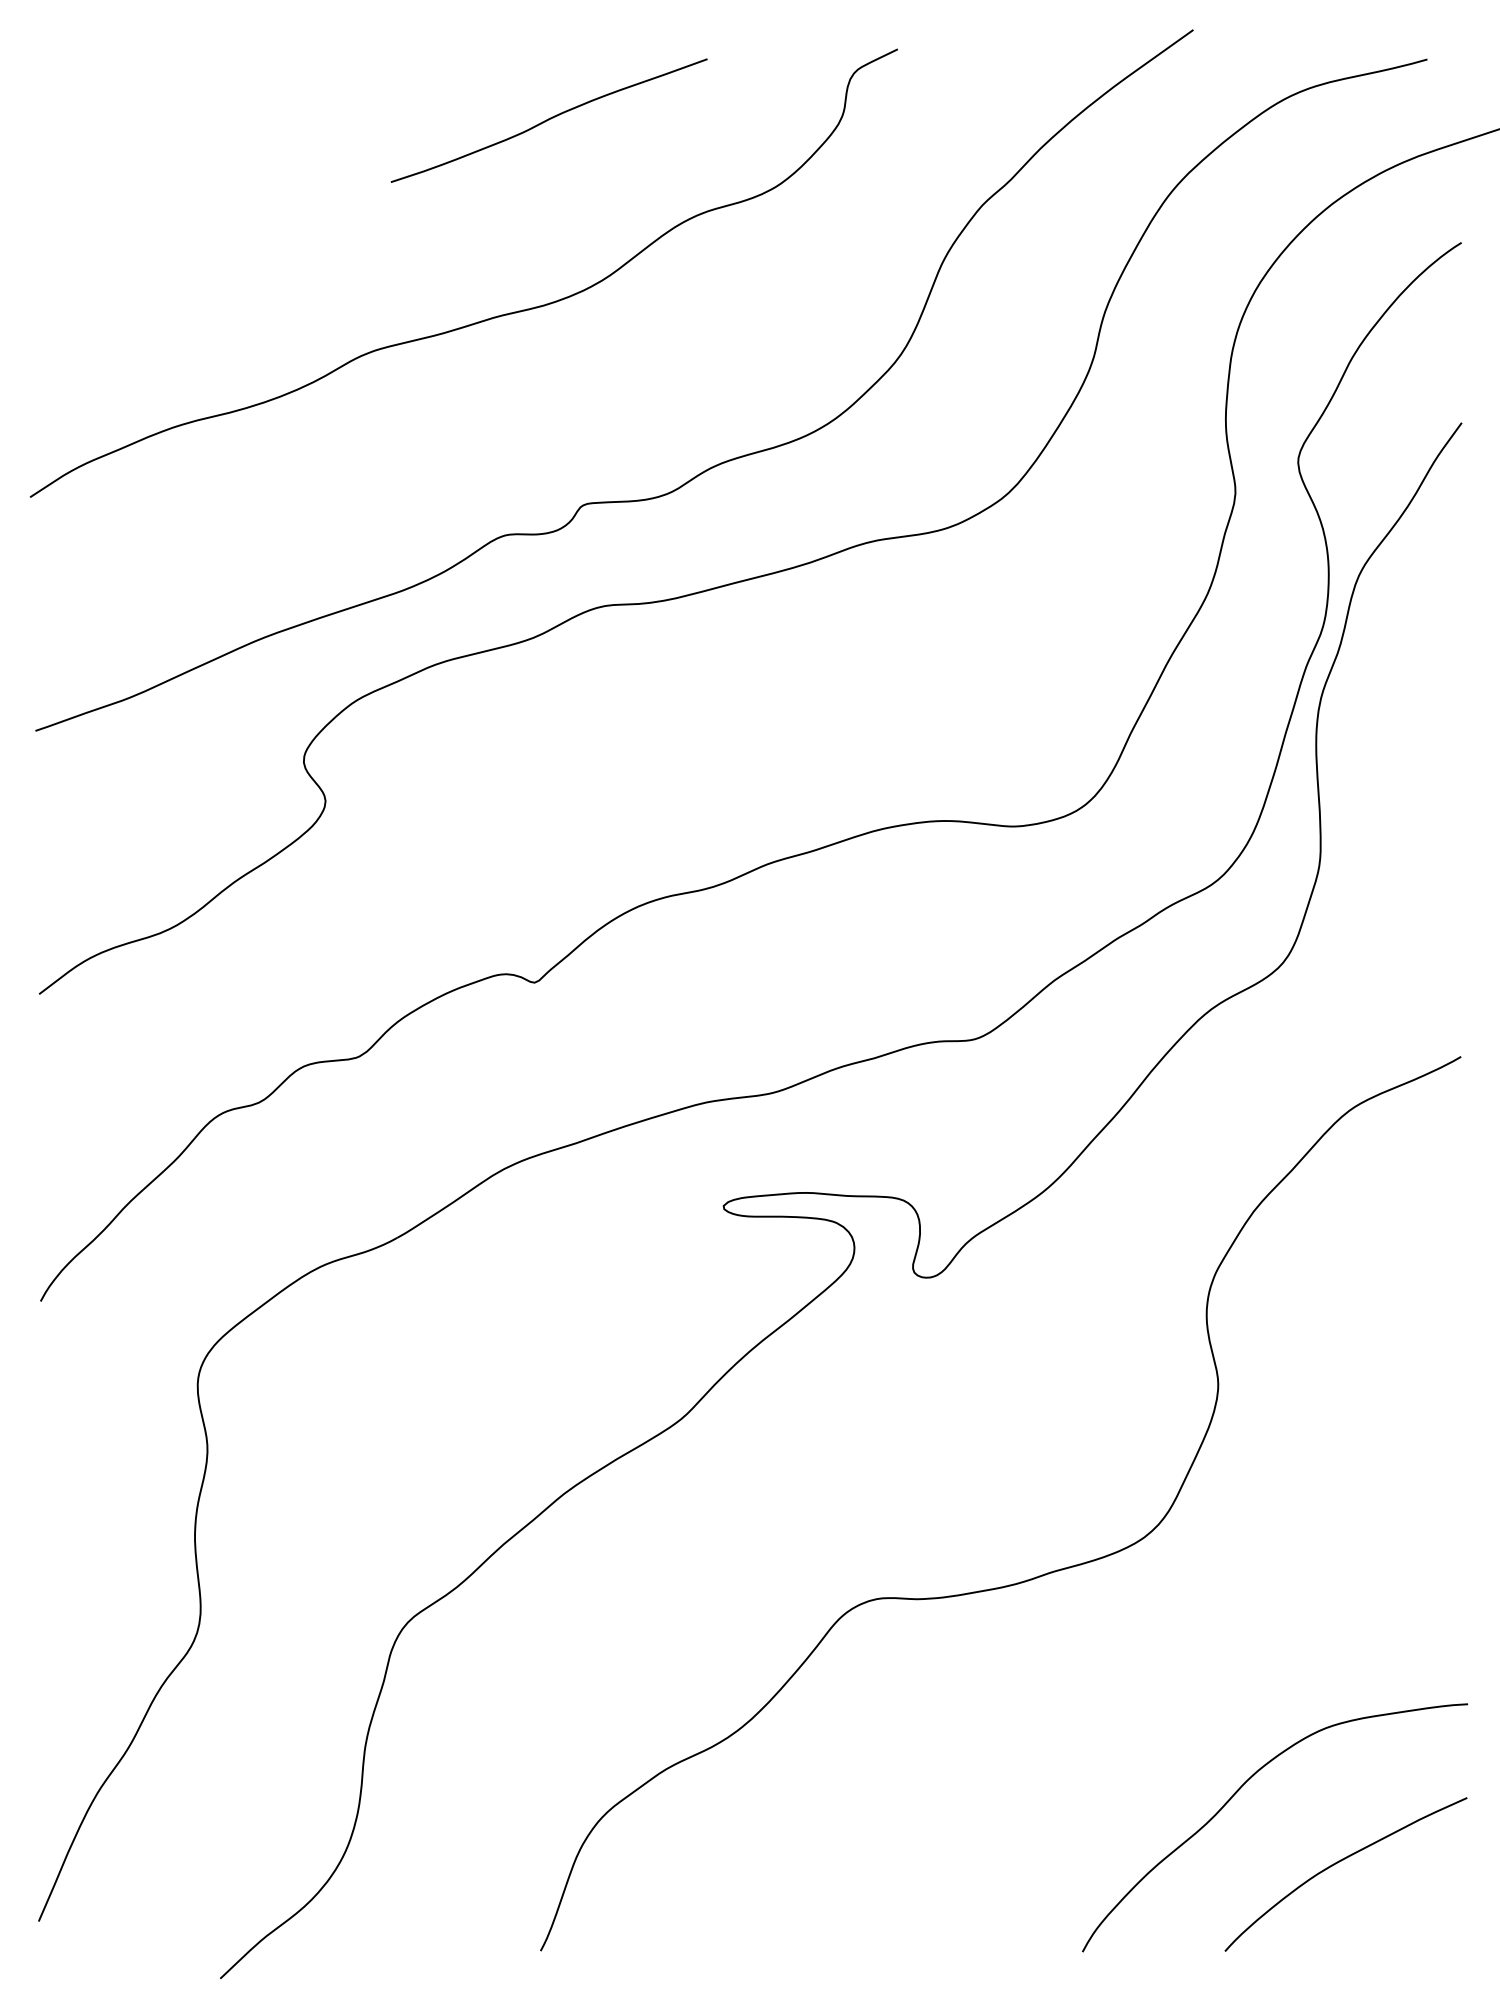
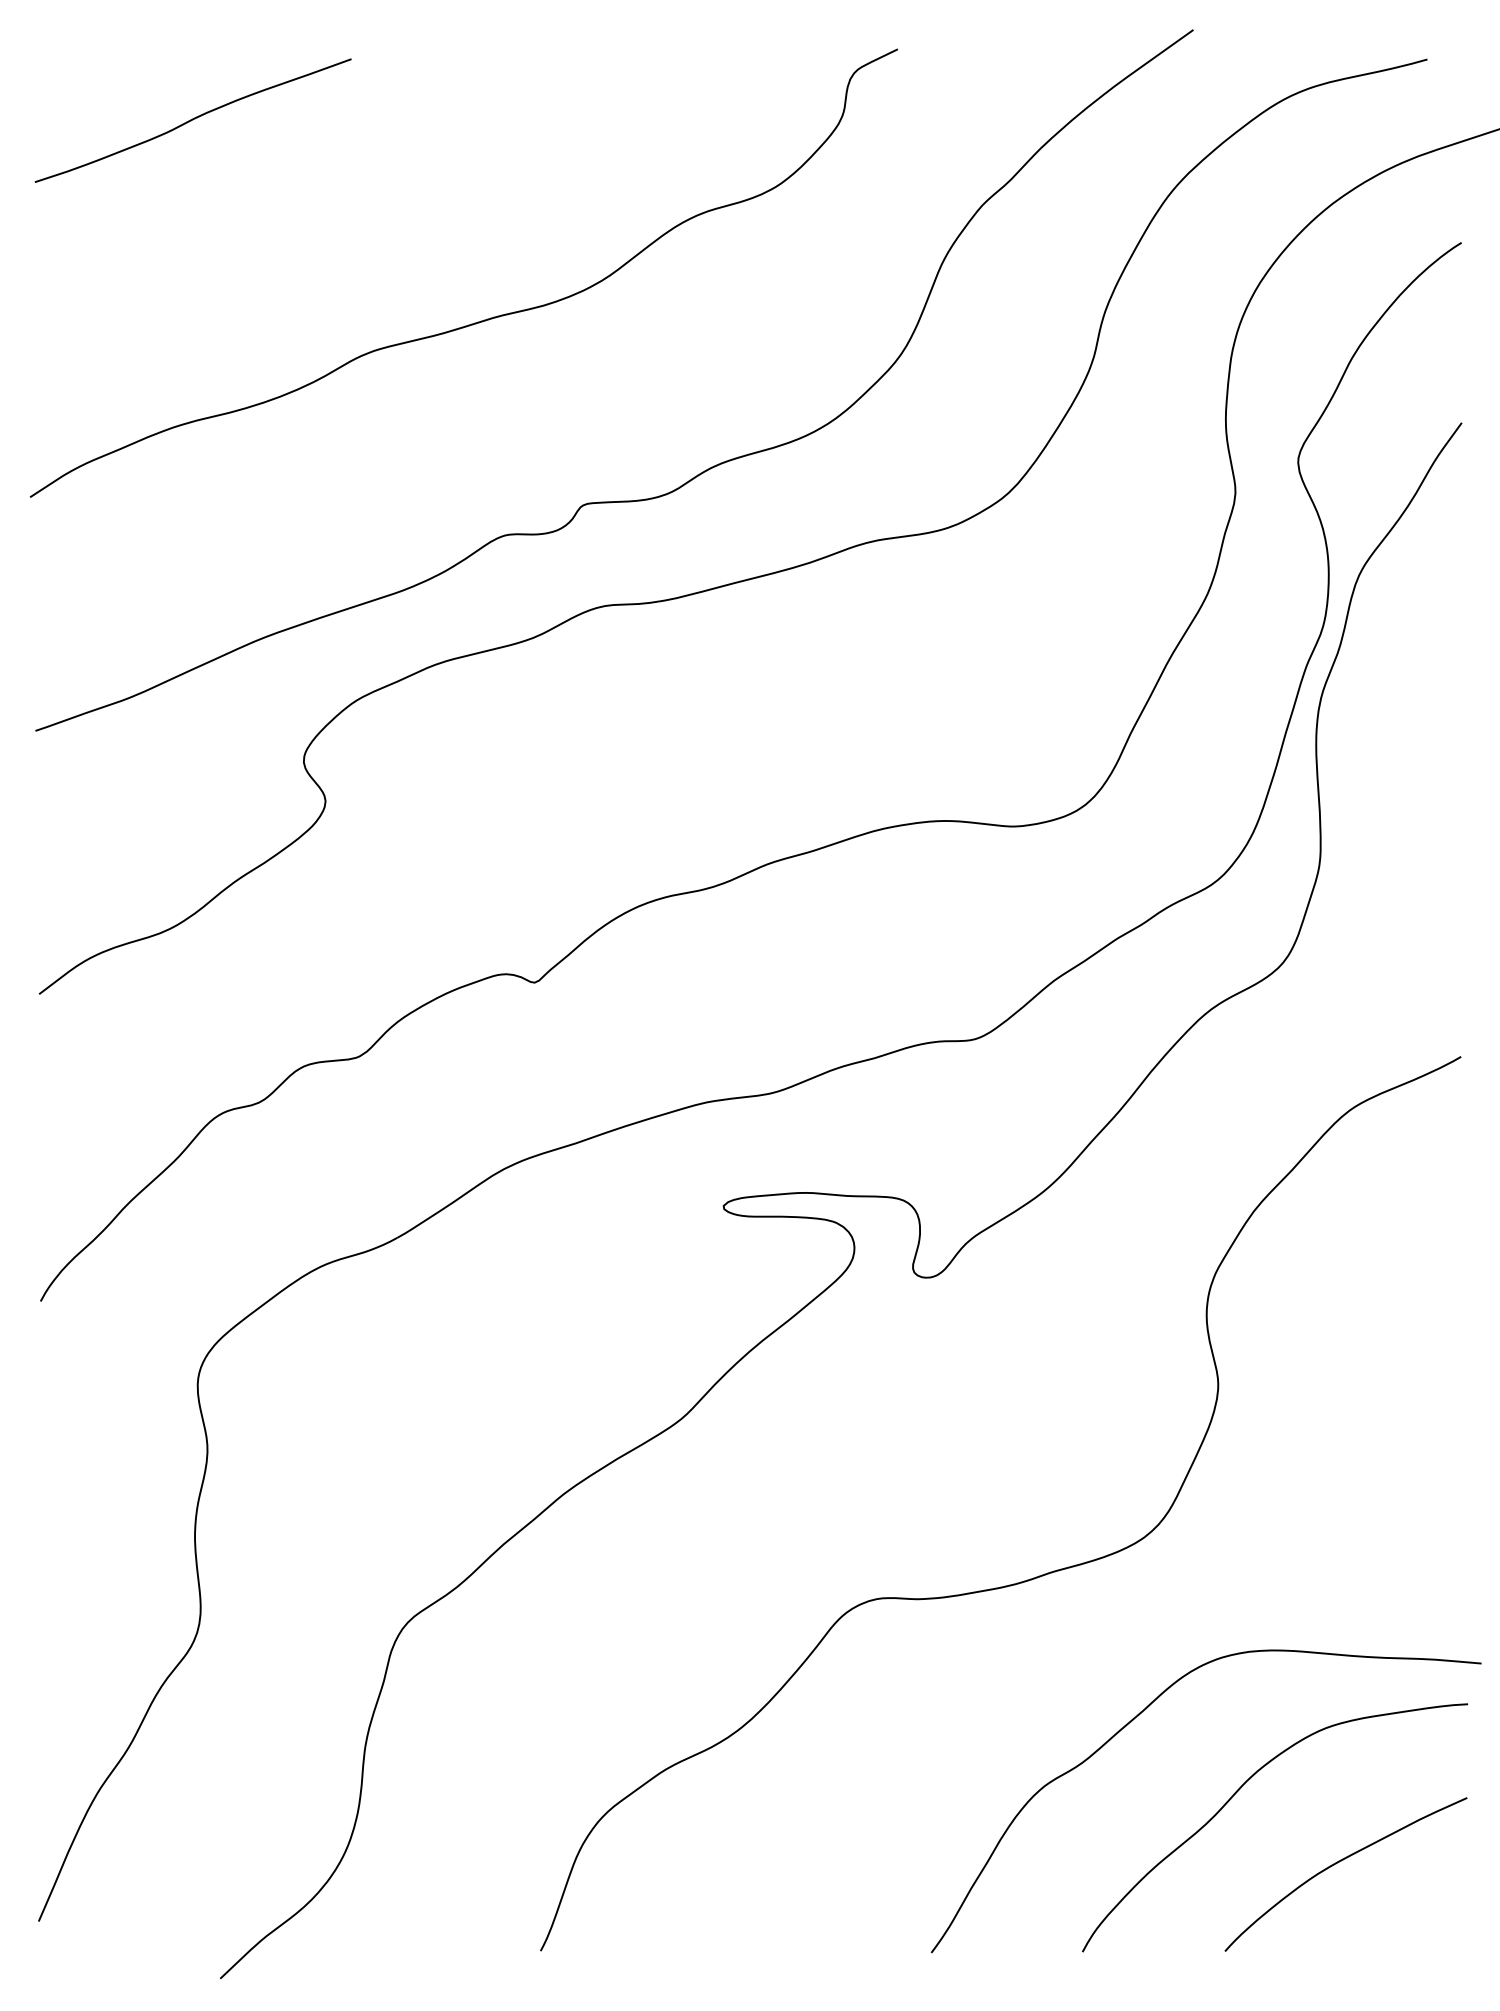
curve position: (548, 120) -> (192, 120) (192, 120)
curve: none -> present (1138, 1716)
